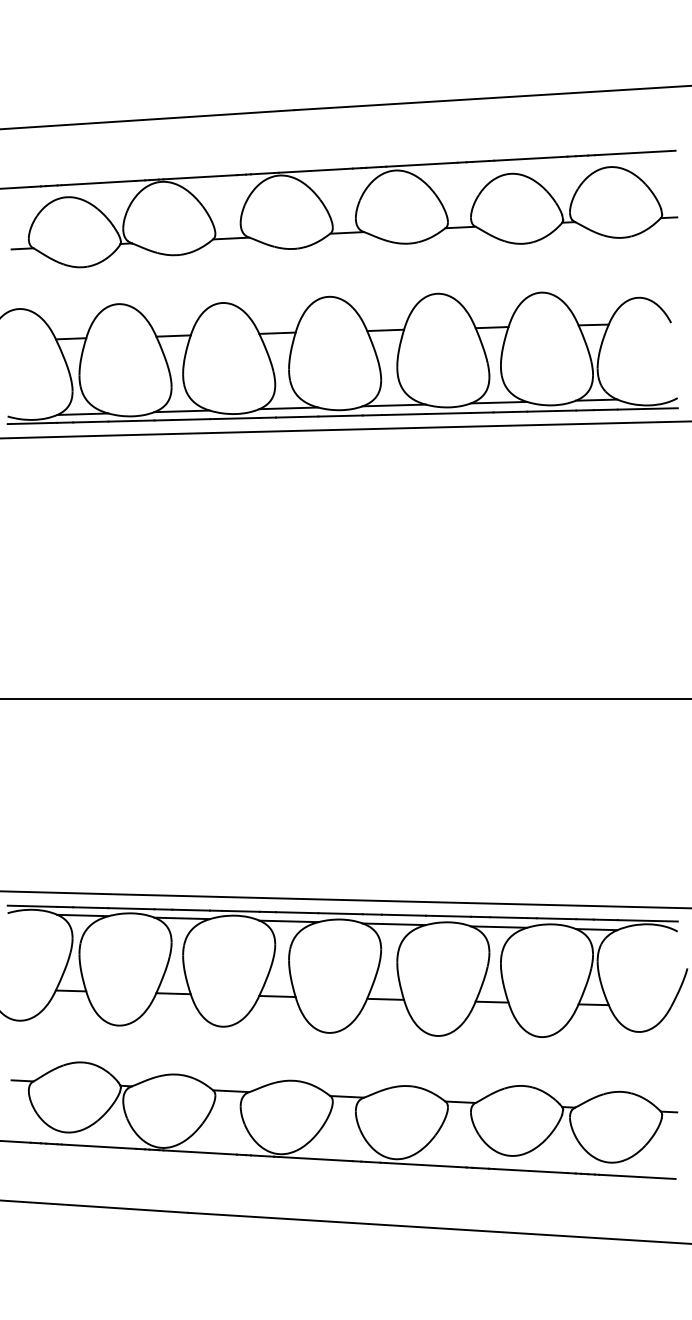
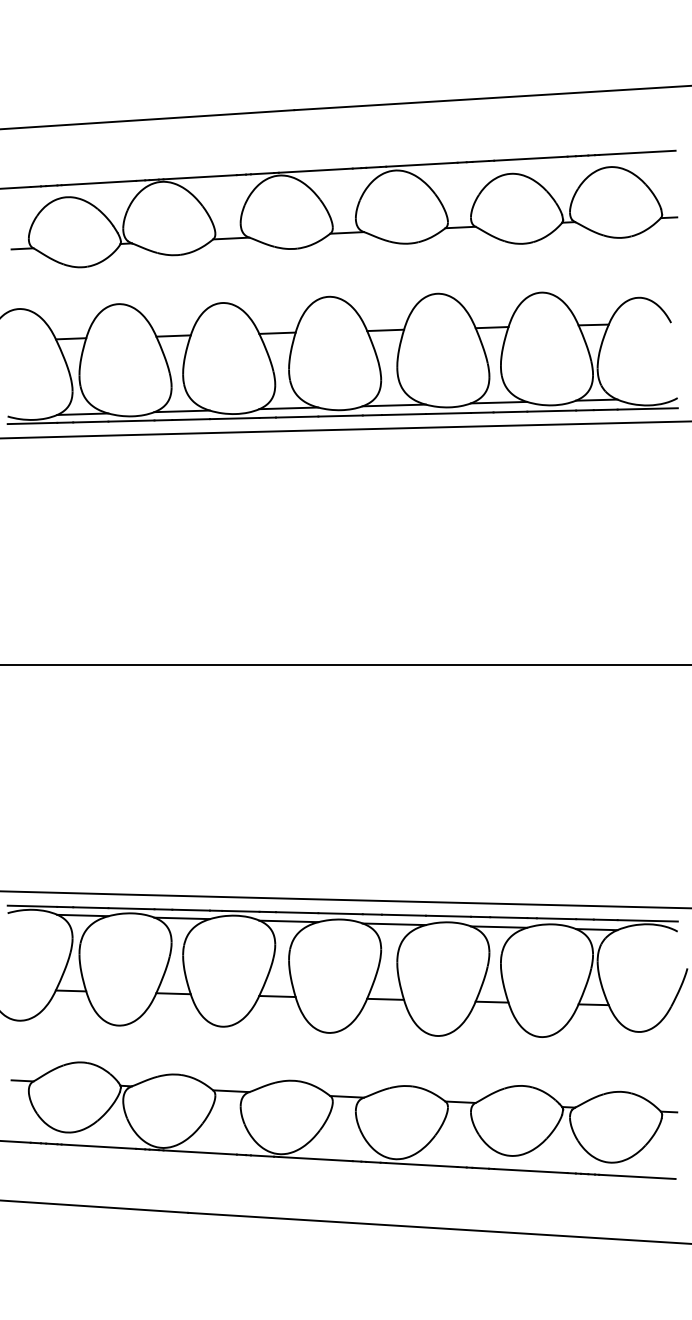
line position: (345, 698) -> (345, 664) (345, 664)
